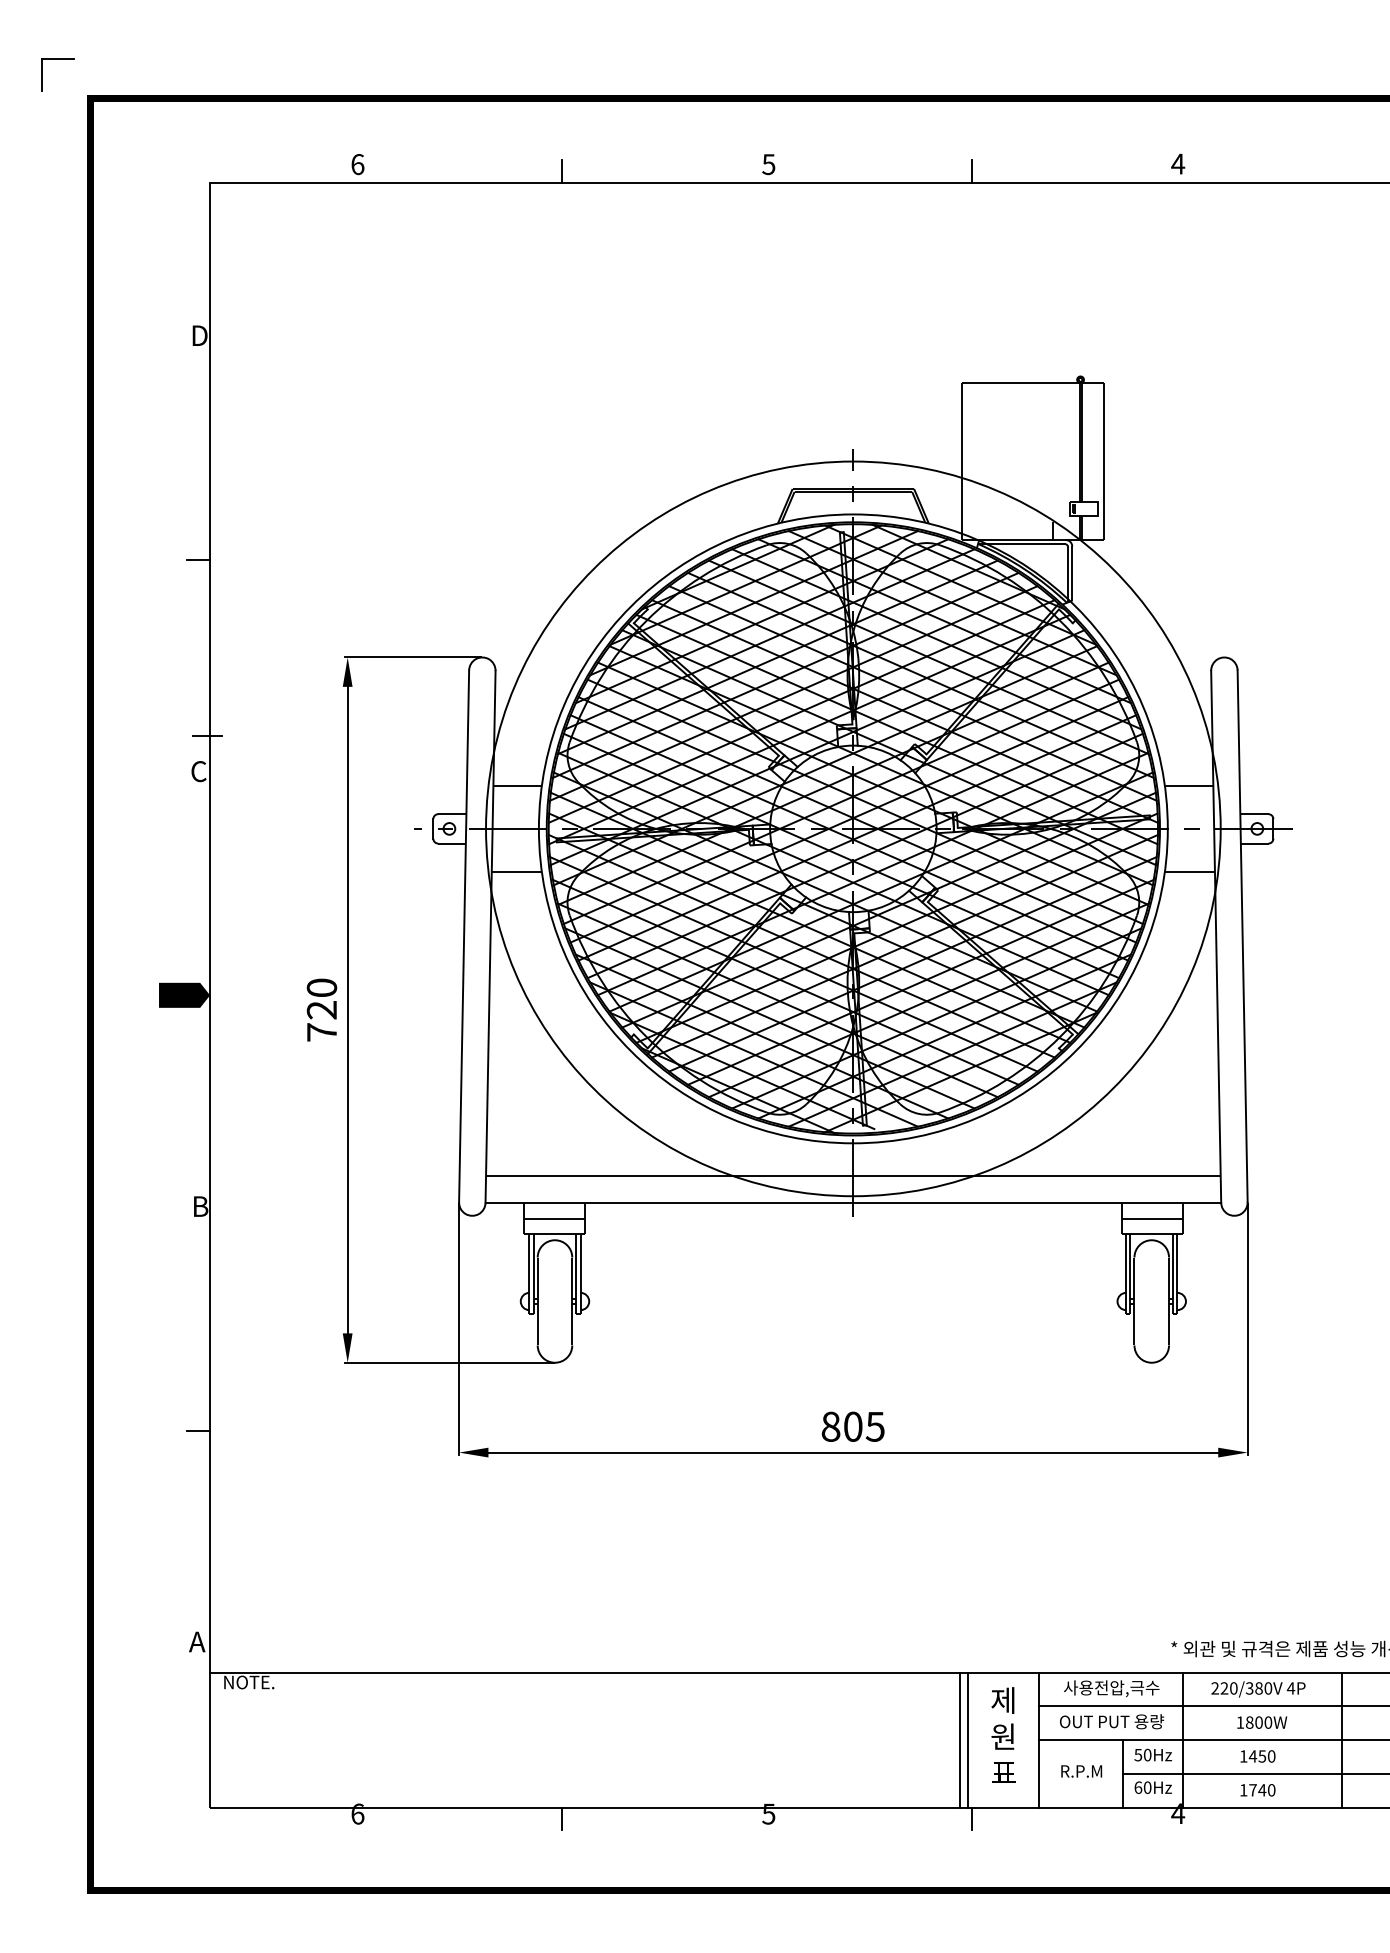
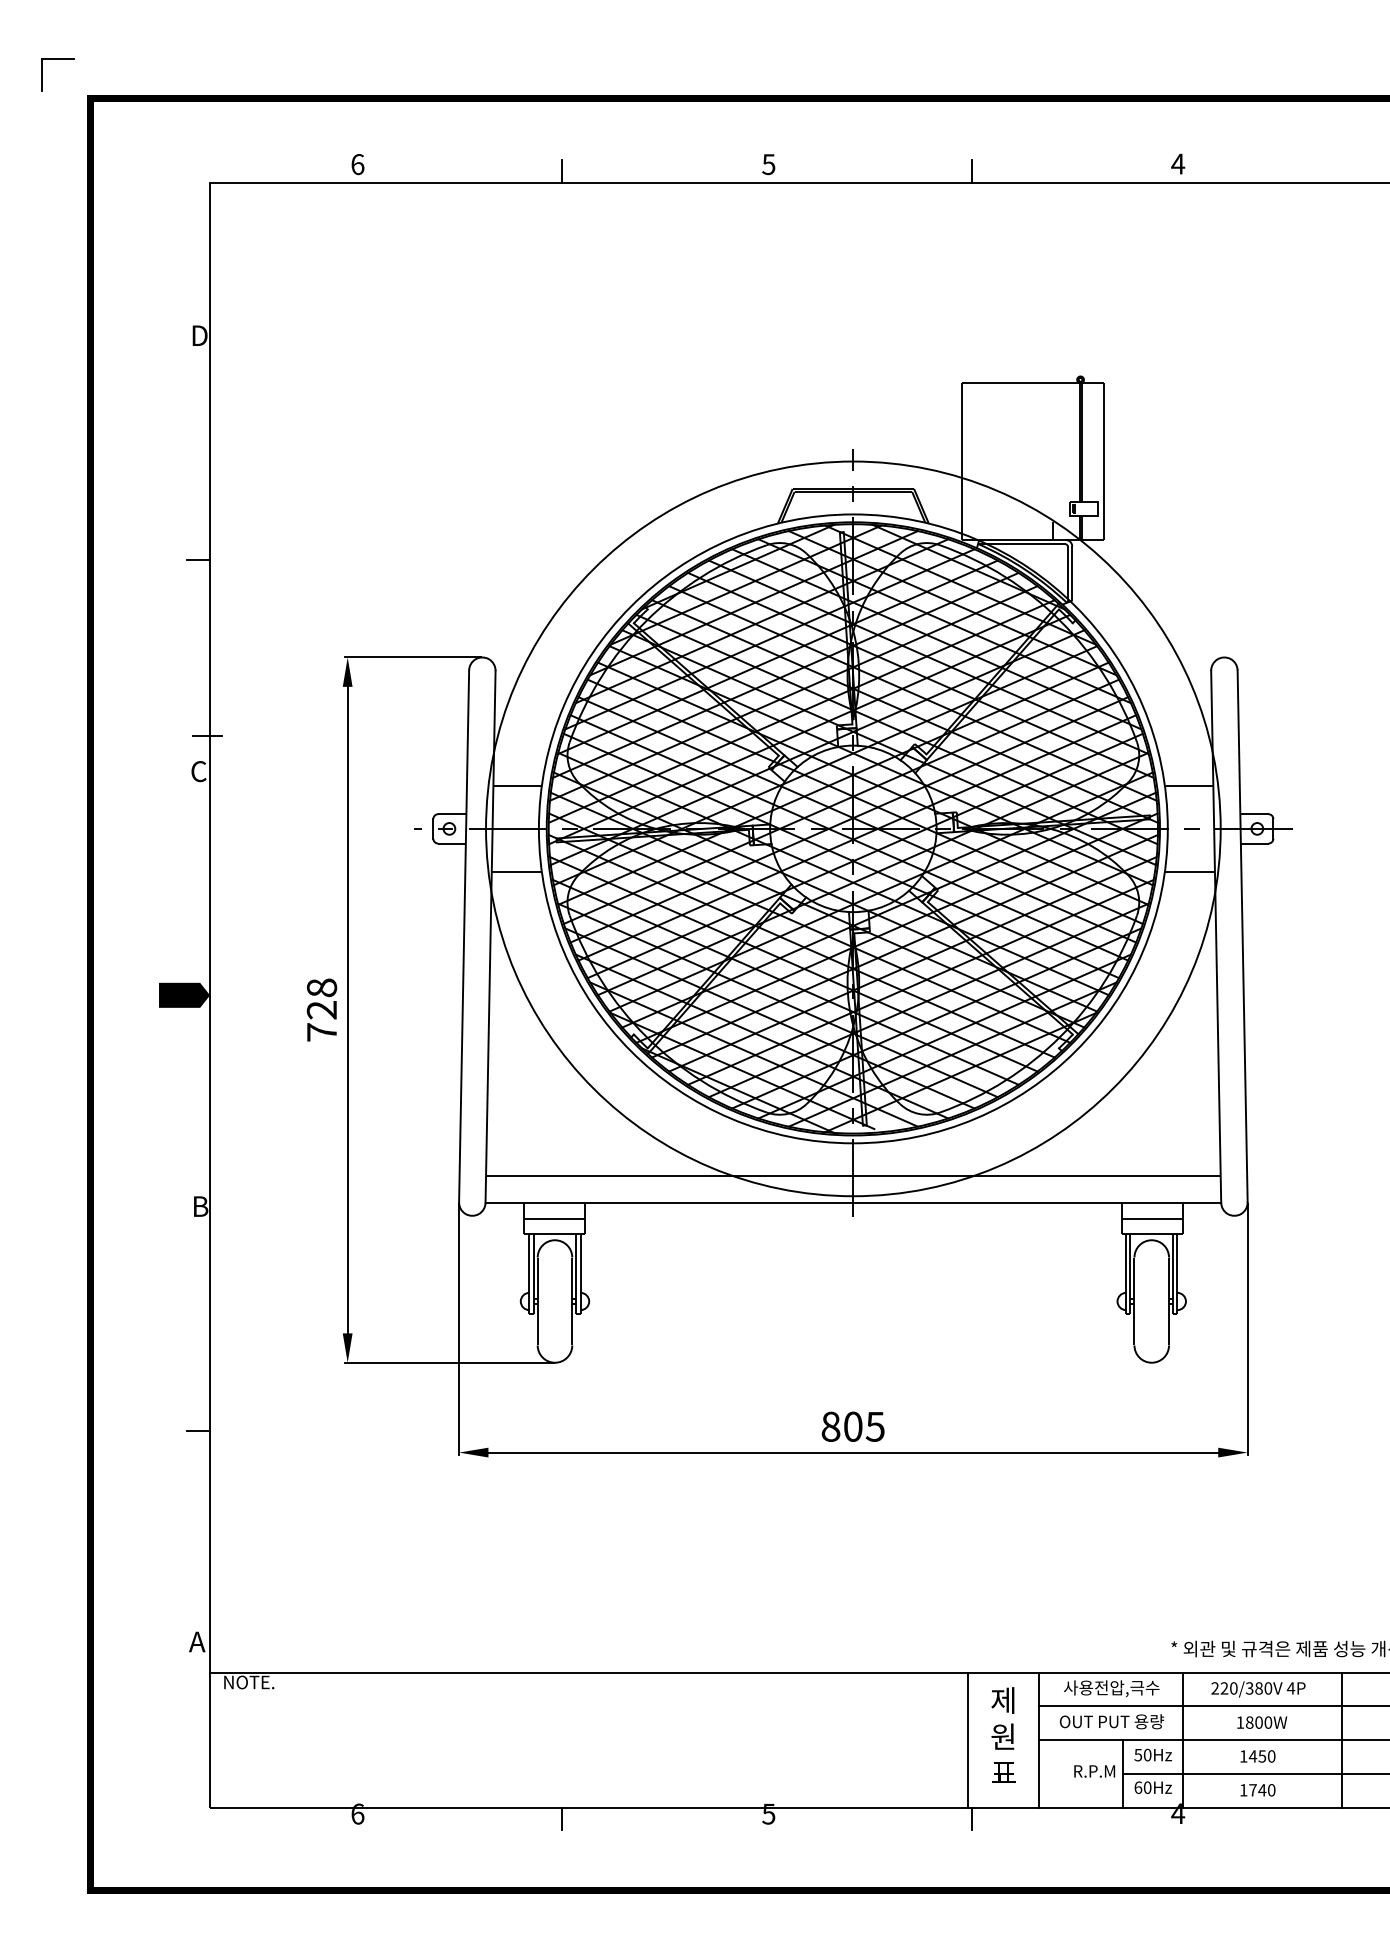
text: 720 -> 728 (321, 987)
line: present -> none (959, 1740)
text position: (1081, 1771) -> (1094, 1771) (1094, 1771)
